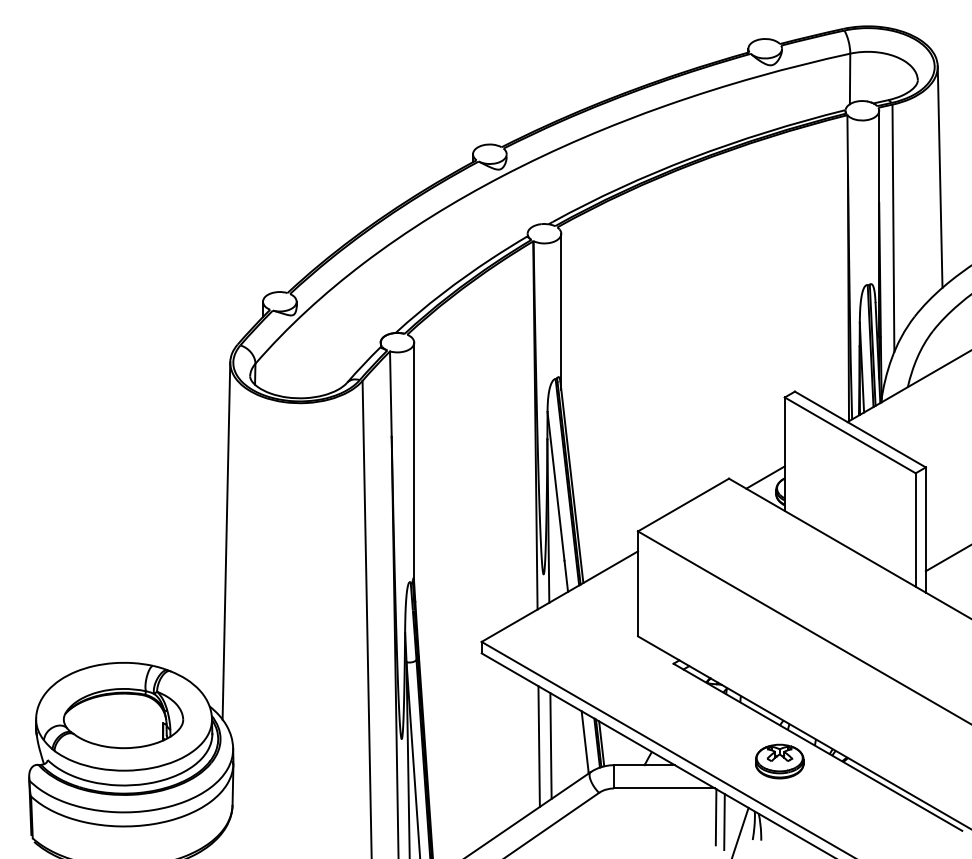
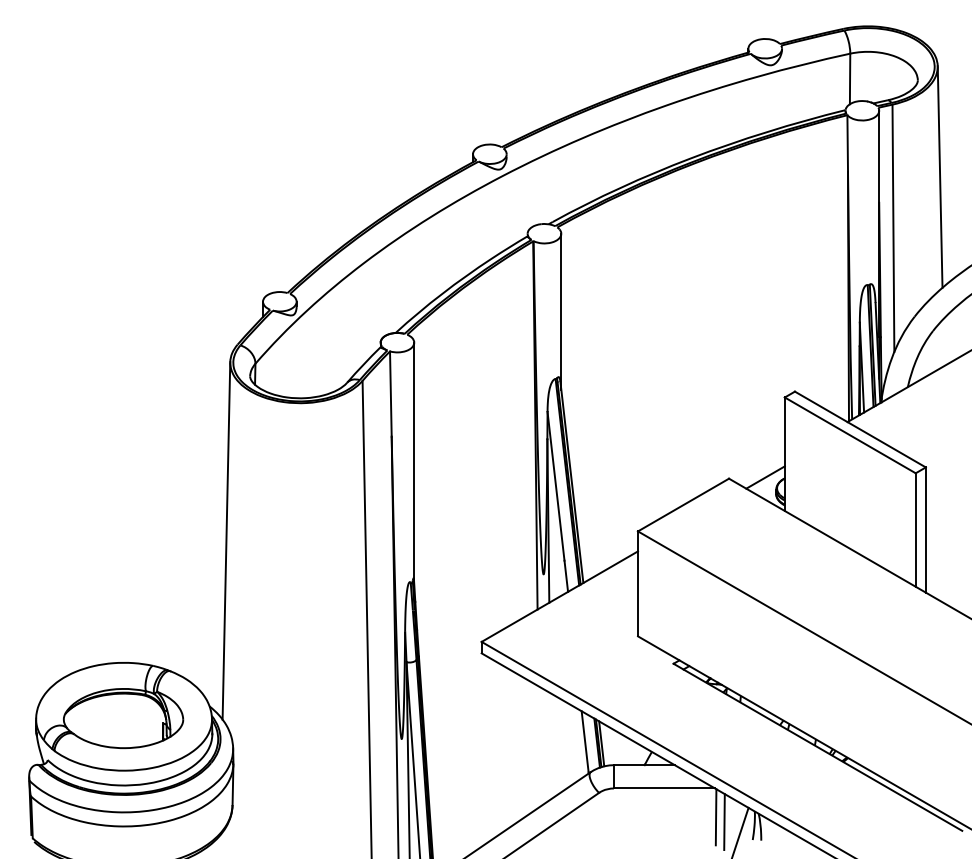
line: present -> none (946, 558)
line: present -> none (550, 745)
line: present -> none (538, 746)
part: present -> none (779, 761)
